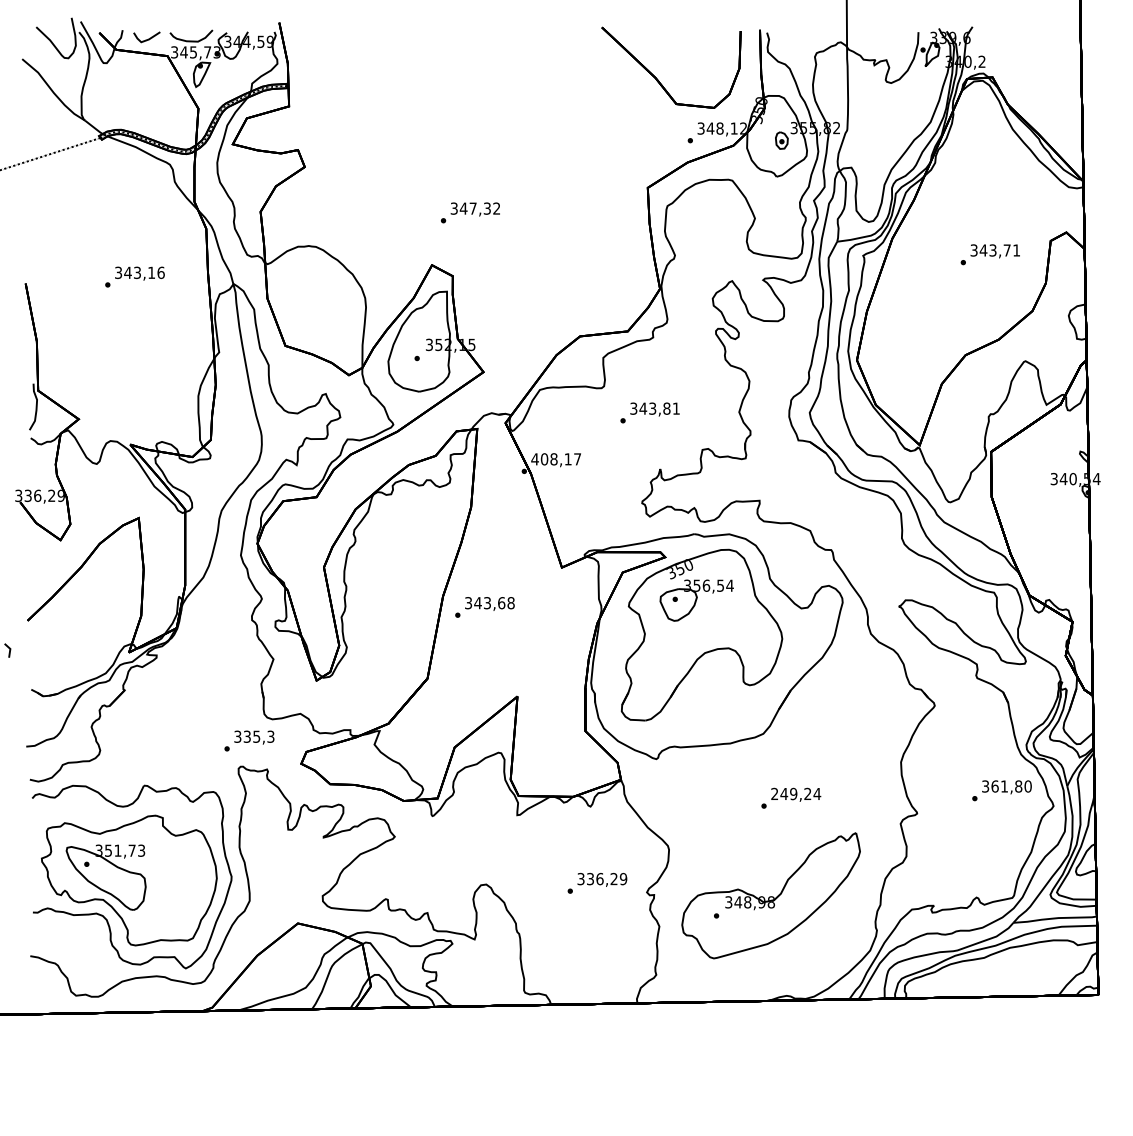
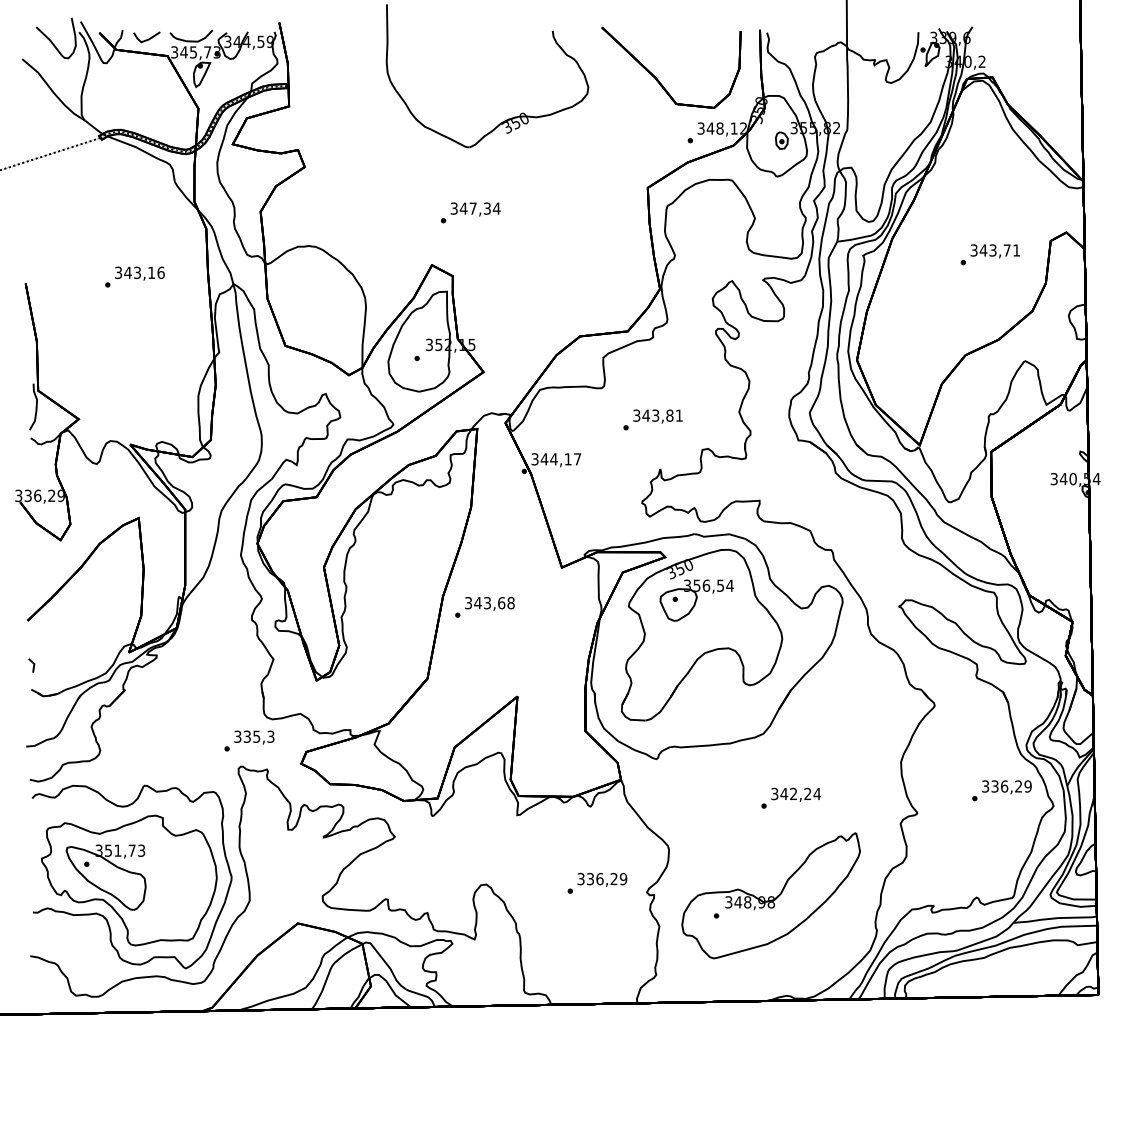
part: none -> present (508, 118)
text: 347,32 -> 347,34 (496, 208)
text position: (649, 412) -> (652, 419) (652, 419)
text: 408,17 -> 344,17 (544, 459)
line position: (9, 650) -> (33, 665) (33, 665)
text: 361,80 -> 336,29 (1011, 786)
text: 249,24 -> 342,24 (784, 794)
